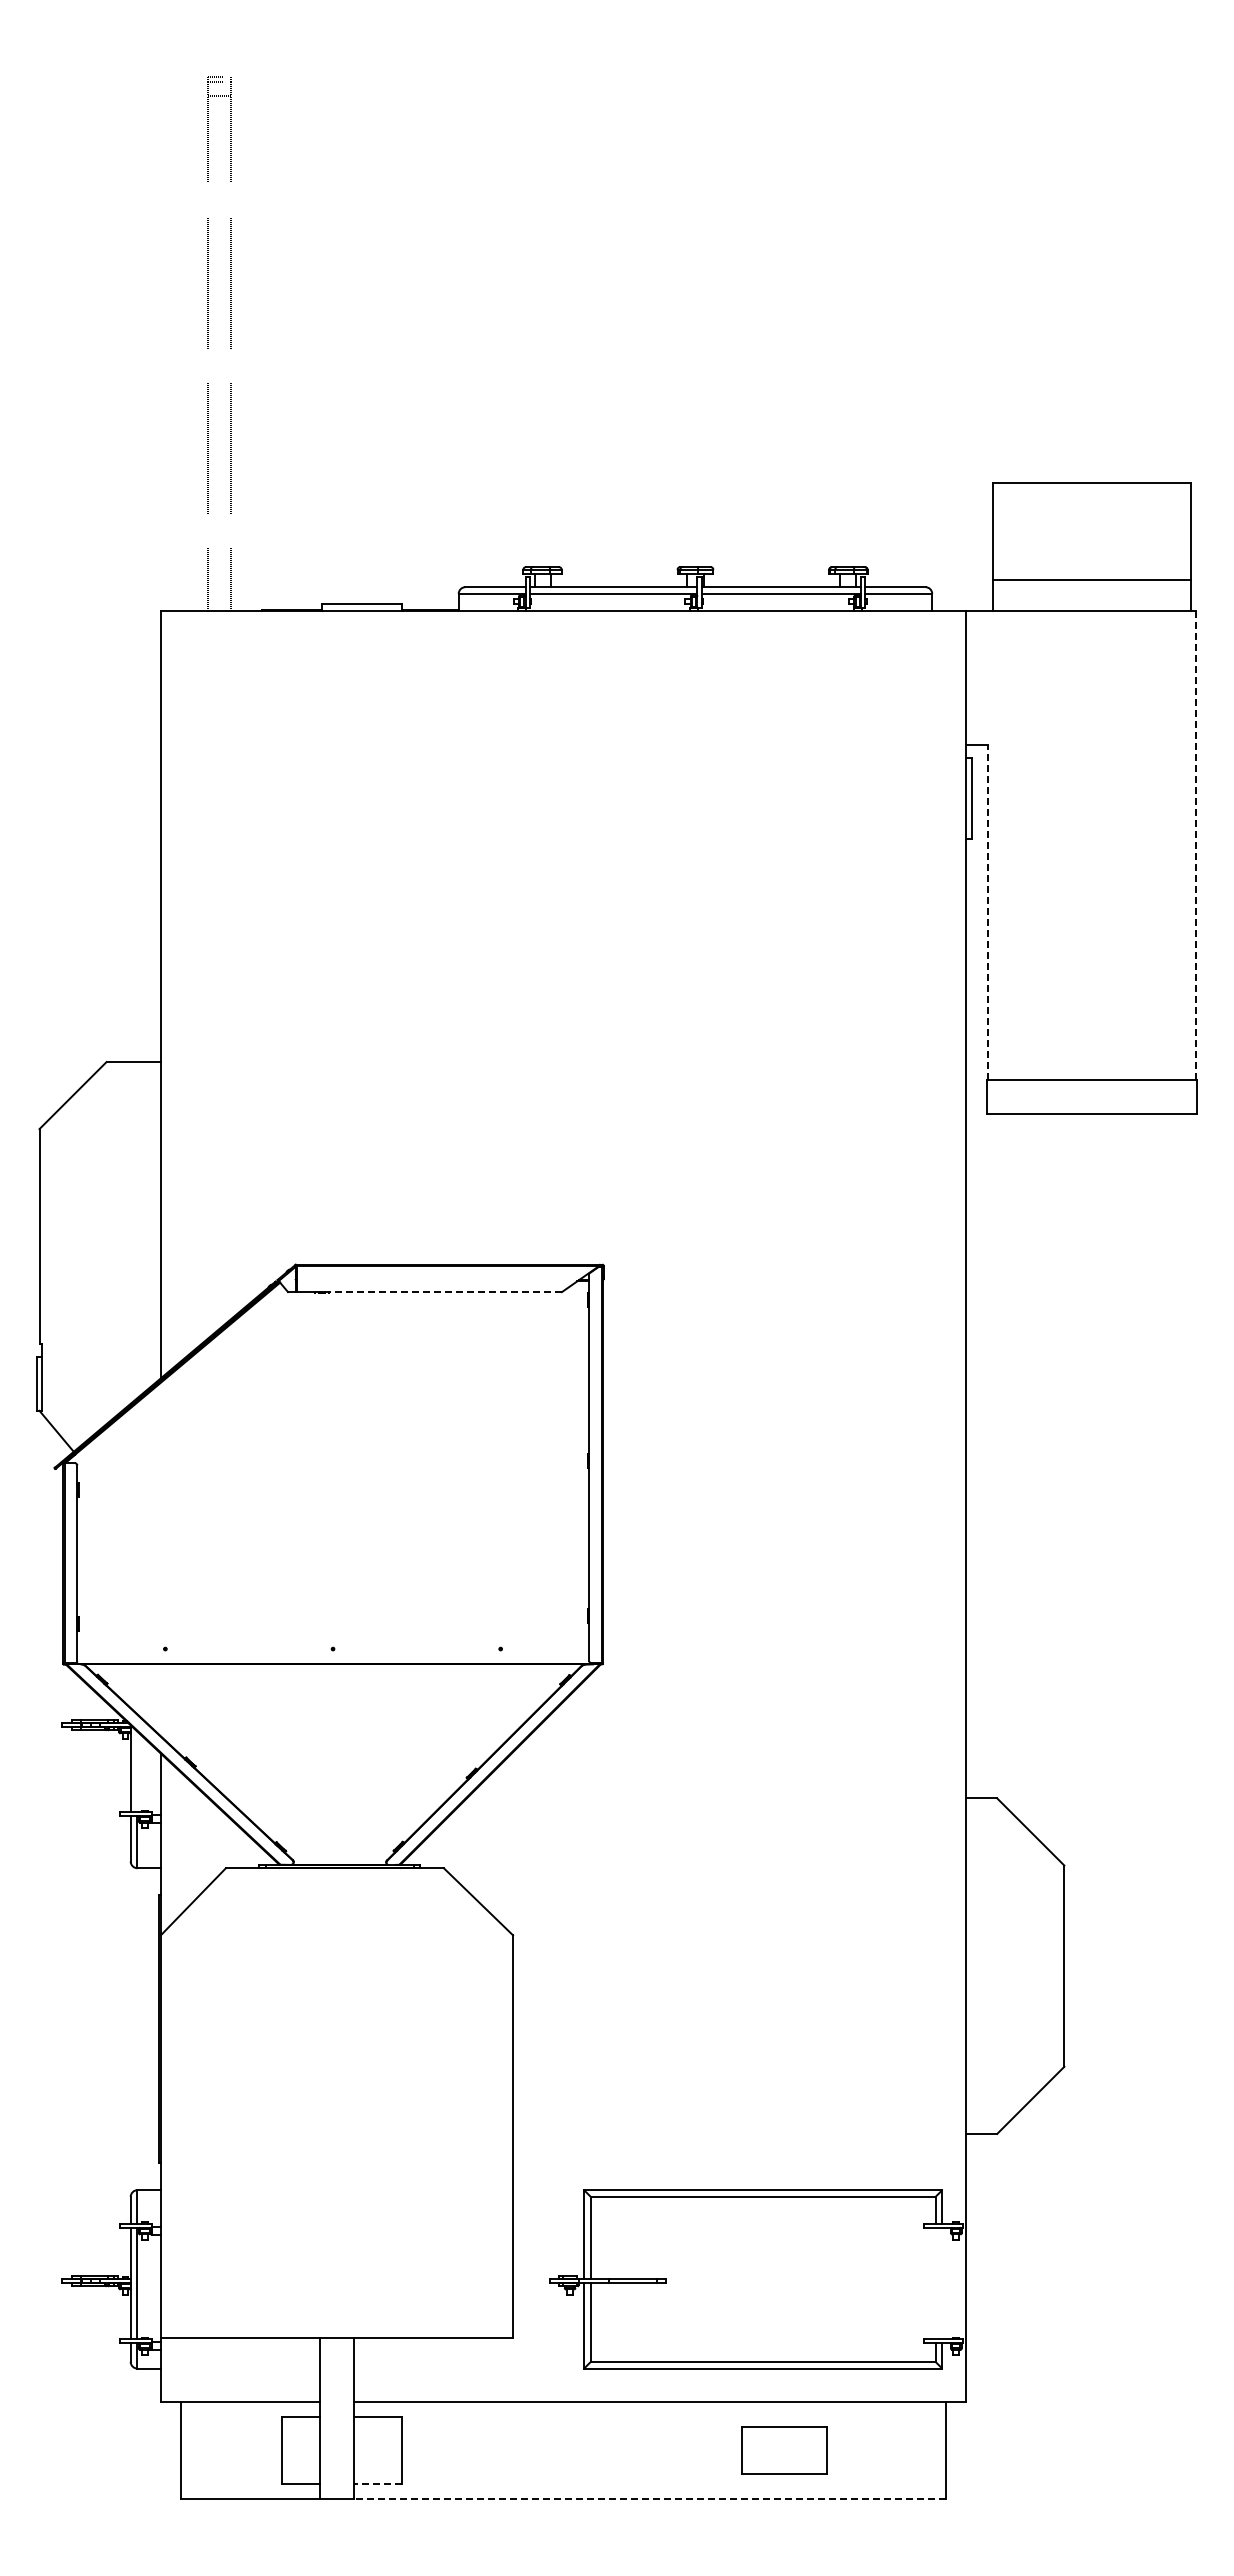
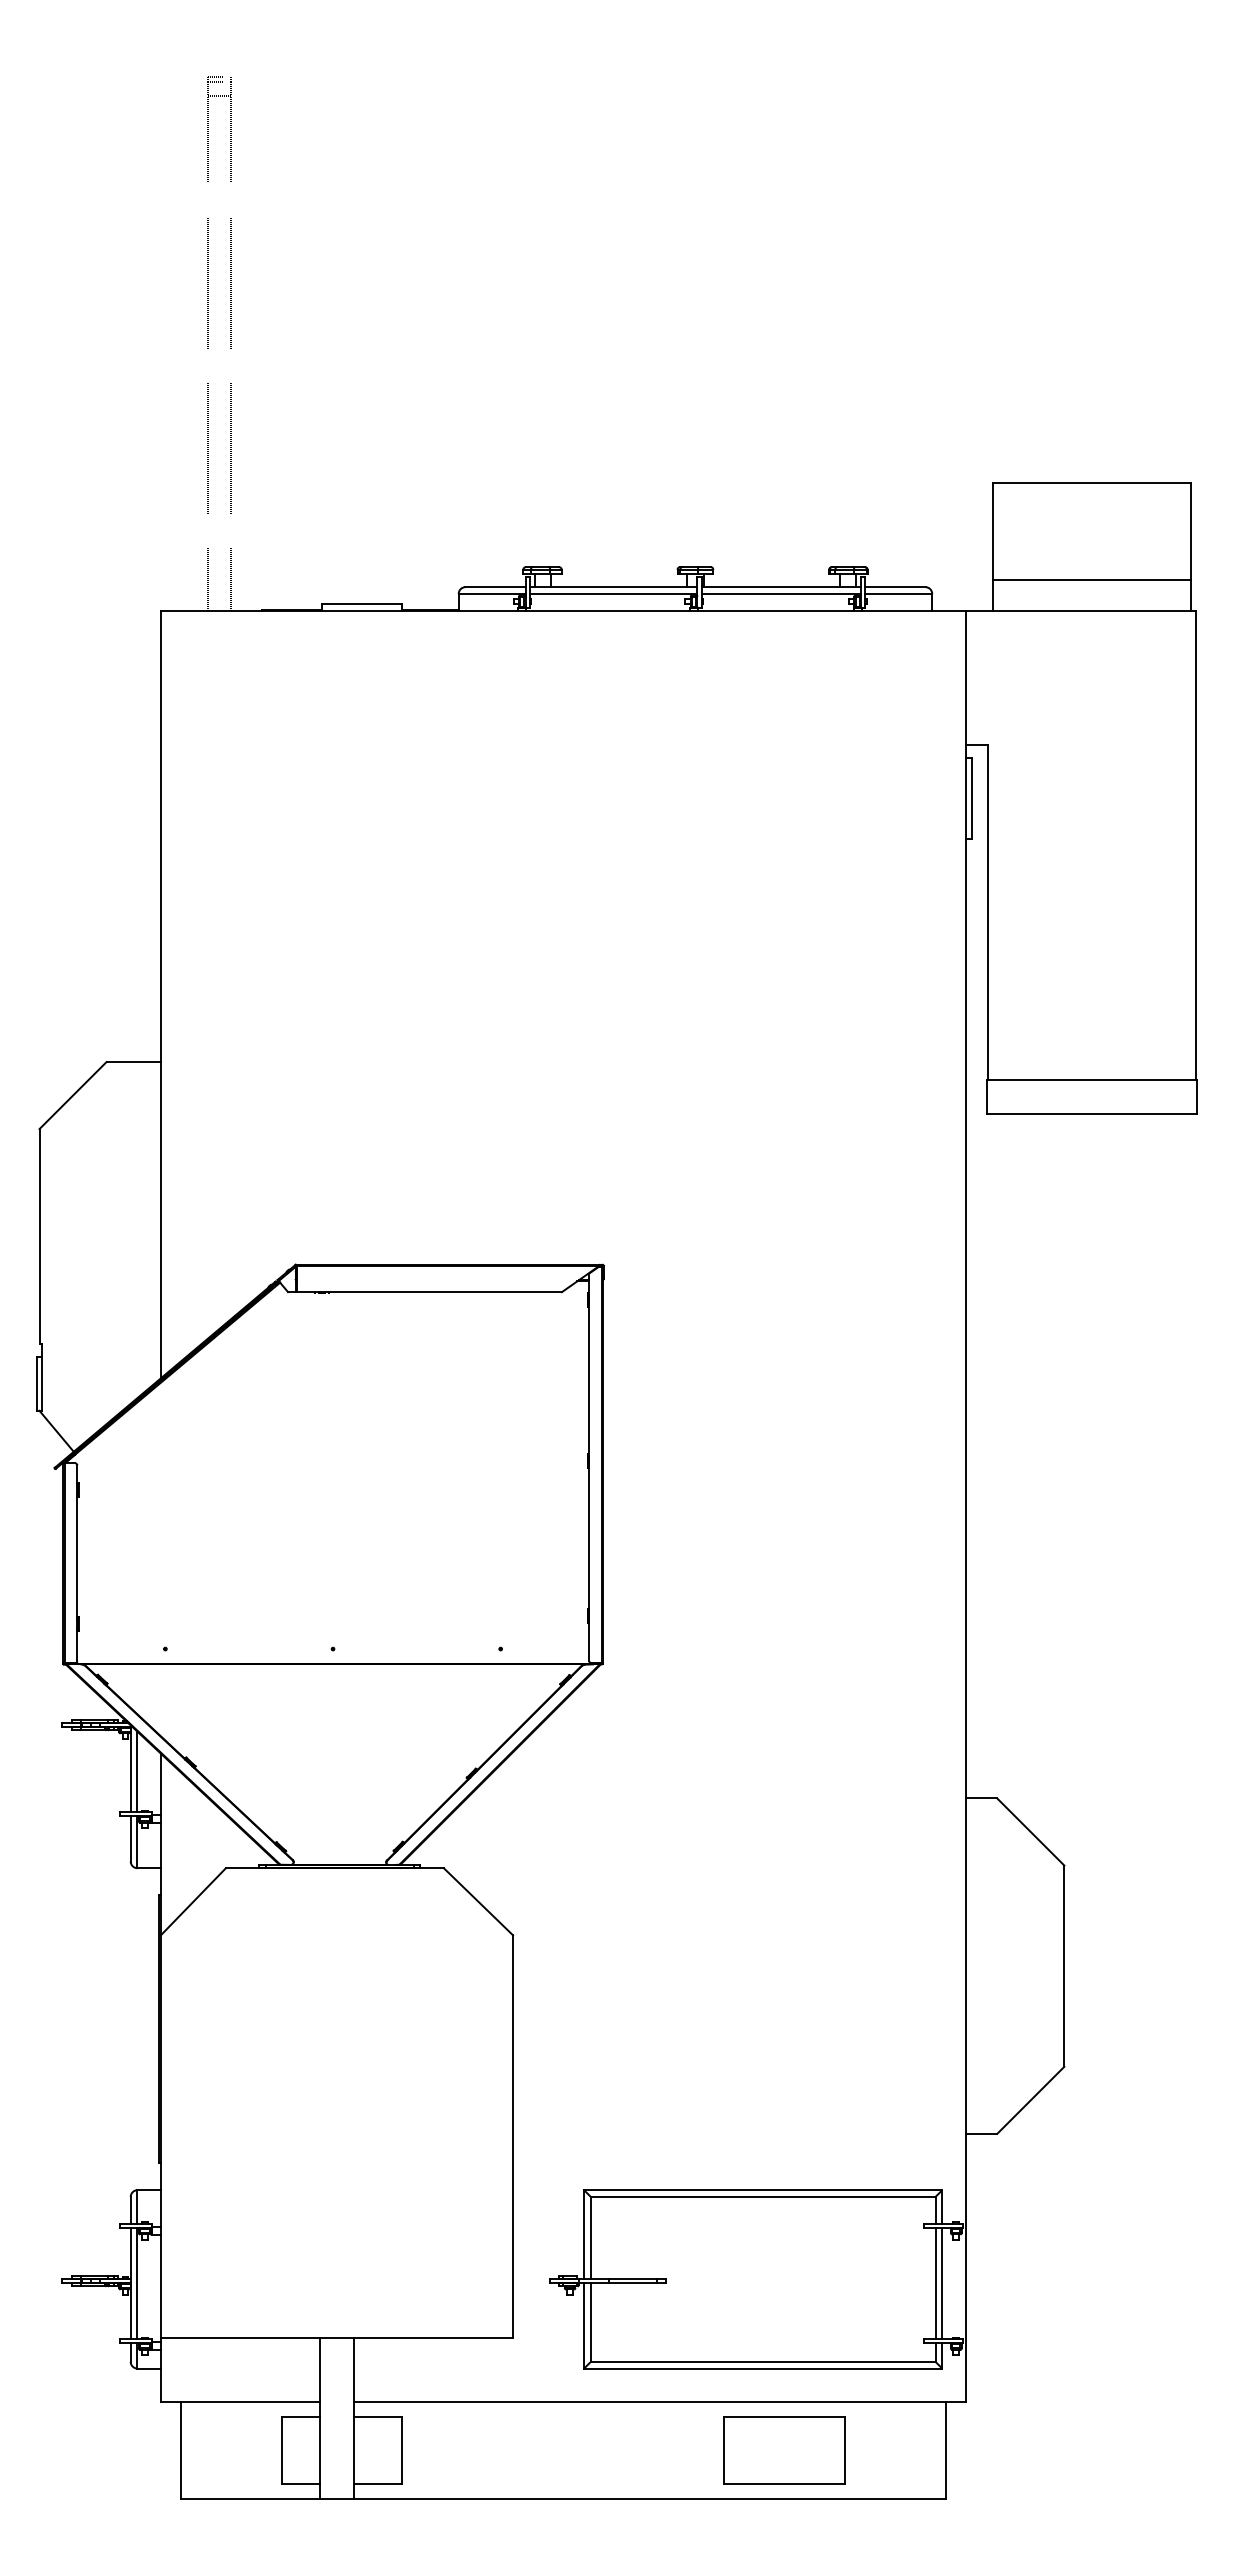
line: dashed -> solid (1195, 845)
line: dashed -> solid (987, 912)
line: dashed -> solid (445, 1292)
line: none -> present (137, 1771)
line: none -> present (935, 2283)
line: none -> present (942, 2283)
part size: 87x49 px -> 123x69 px (784, 2450)
line: dashed -> solid (377, 2483)
line: dashed -> solid (649, 2498)
